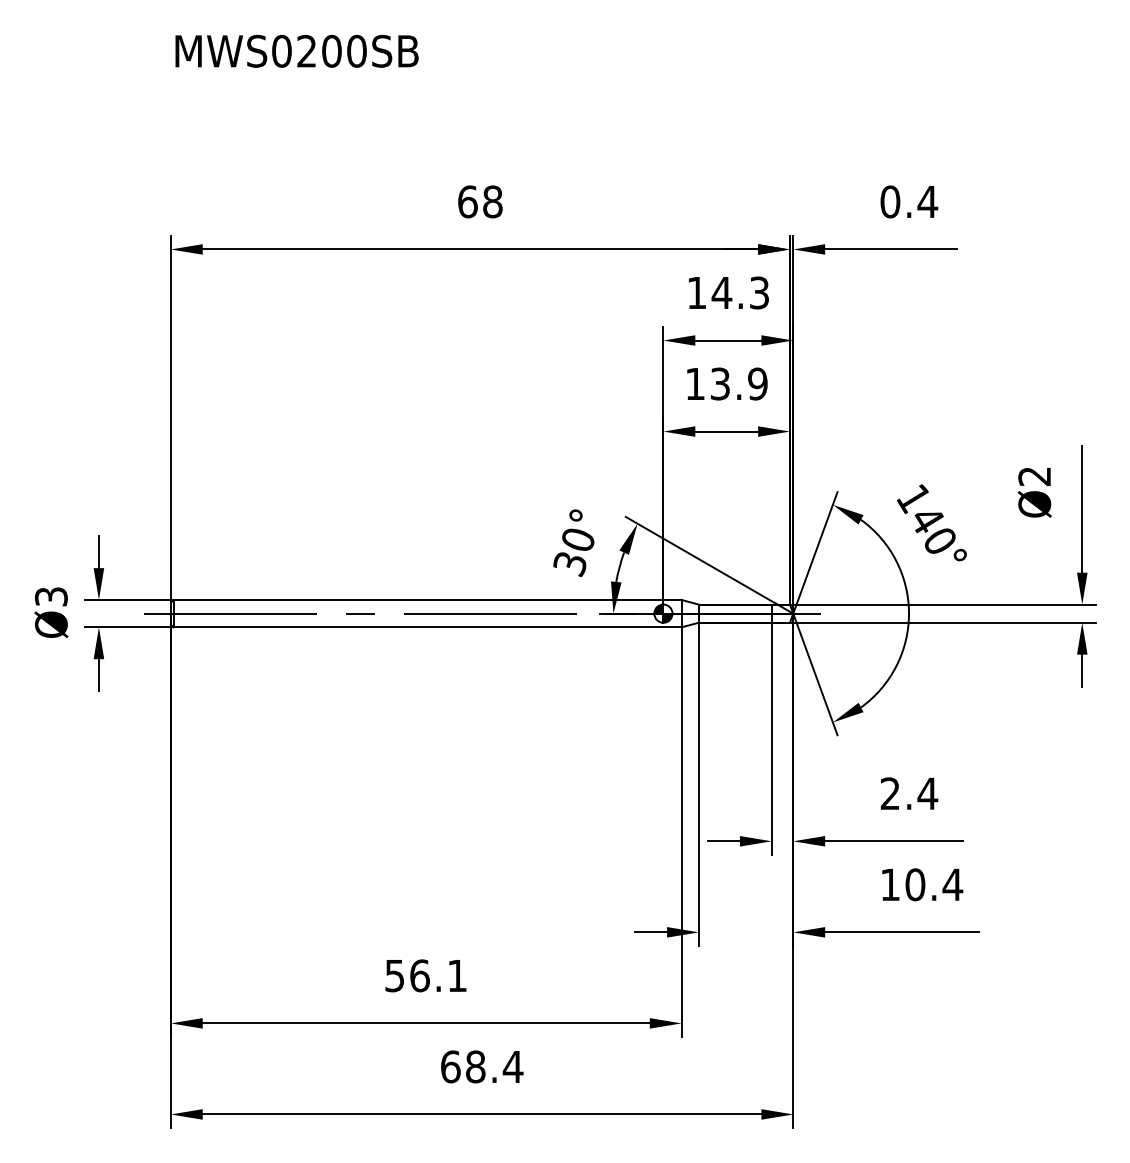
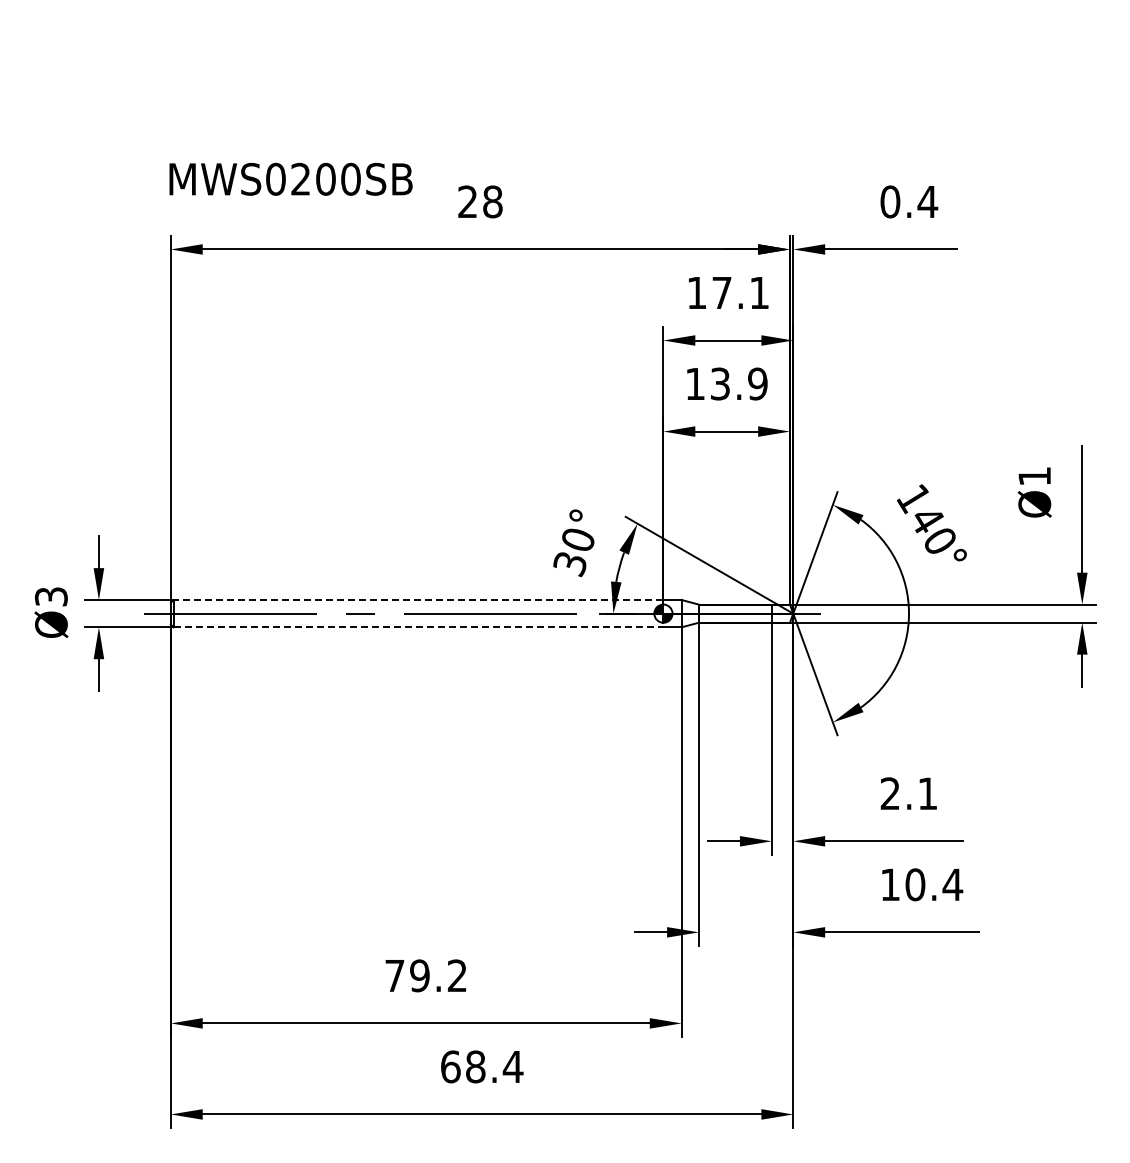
text position: (296, 50) -> (290, 178) (290, 178)
text: 68 -> 28 (467, 201)
text: 14.3 -> 17.1 (739, 292)
text: Ø2 -> Ø1 (1034, 476)
line: solid -> dashed (418, 600)
line: solid -> dashed (418, 627)
text: 2.4 -> 2.1 (927, 793)
text: 56.1 -> 79.2 (425, 975)
